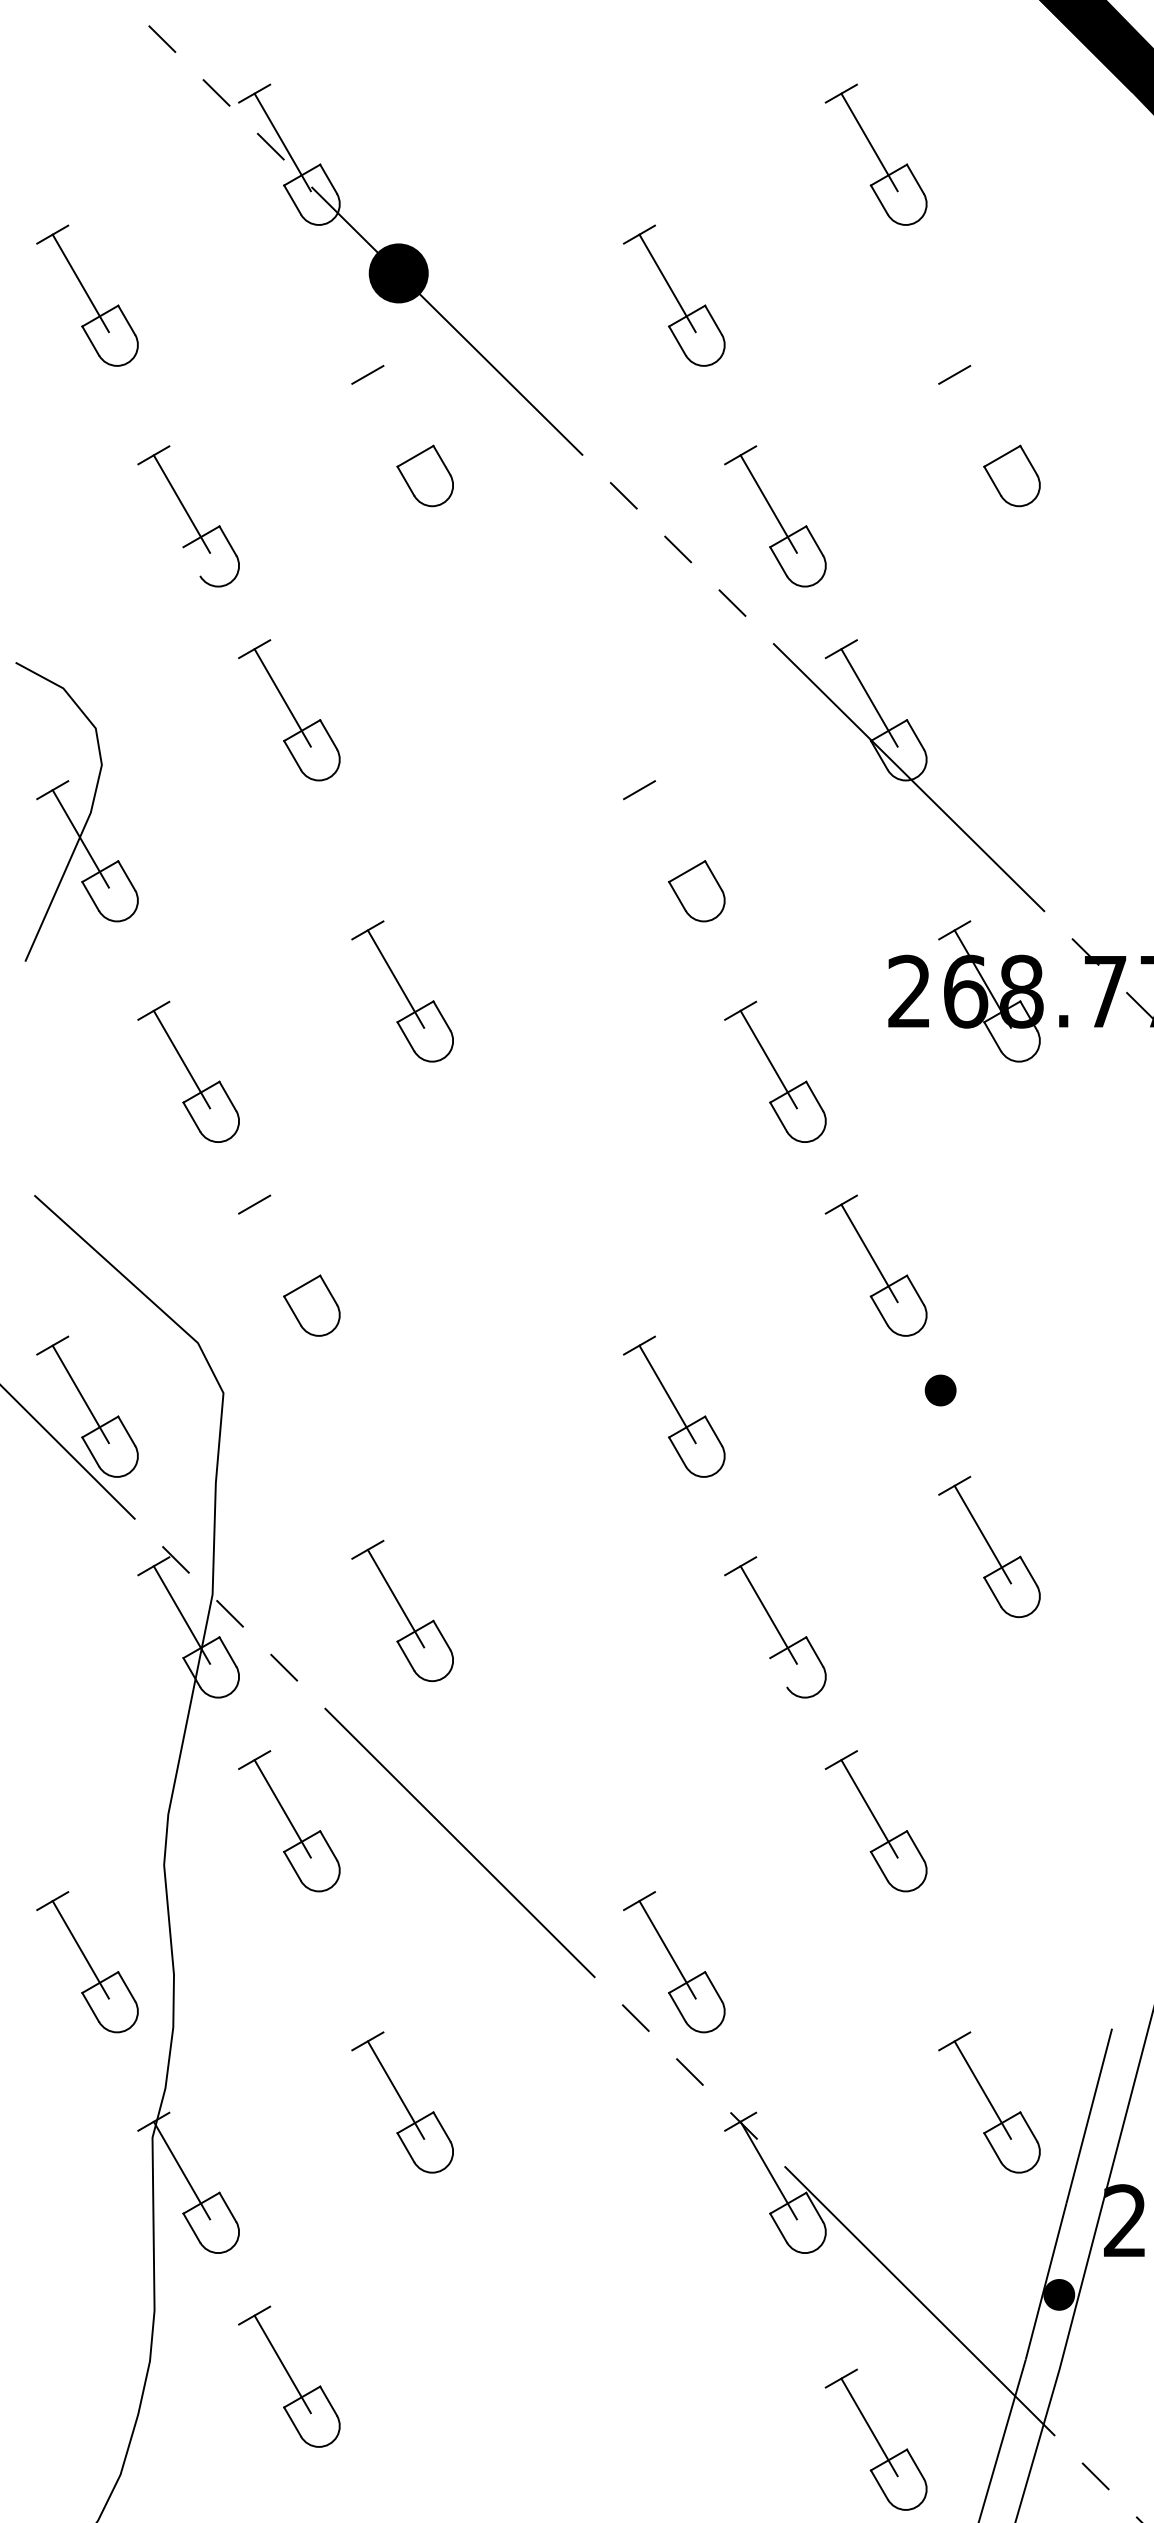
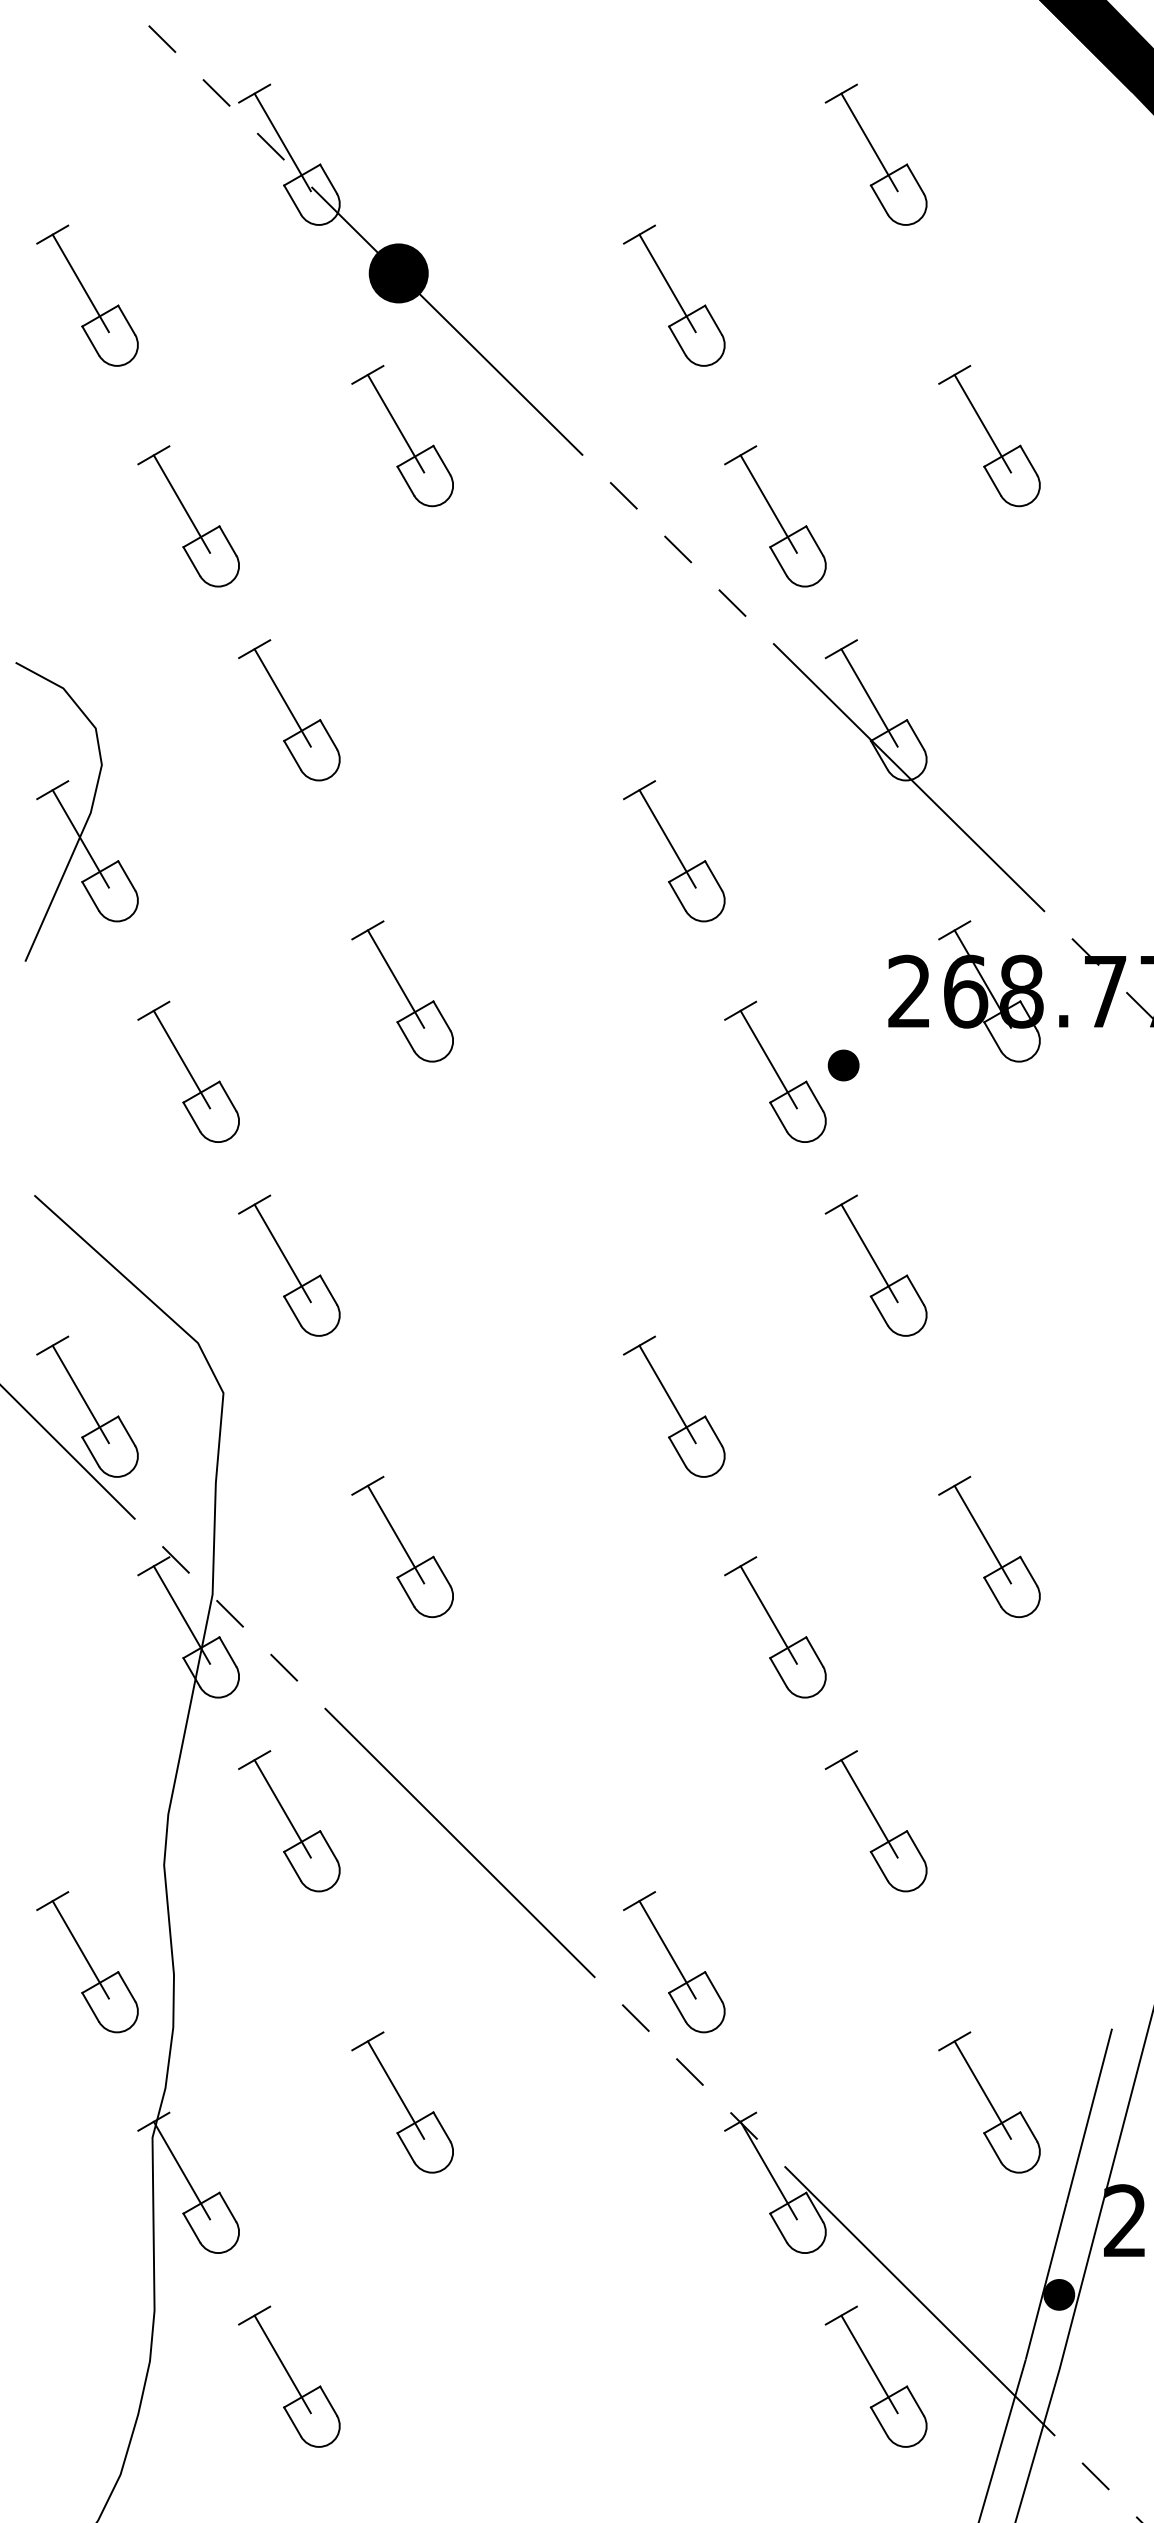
line: none -> present (395, 423)
line: none -> present (982, 423)
line: none -> present (191, 561)
line: none -> present (667, 838)
line: none -> present (282, 1253)
part position: (940, 1390) -> (843, 1065) (843, 1065)
part position: (402, 1610) -> (402, 1546) (402, 1546)
line: none -> present (778, 1672)
part position: (875, 2439) -> (875, 2376) (875, 2376)
